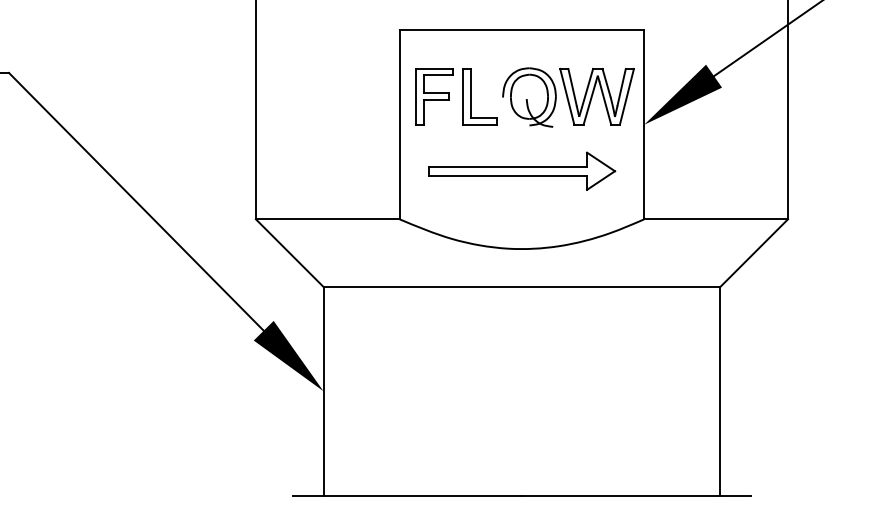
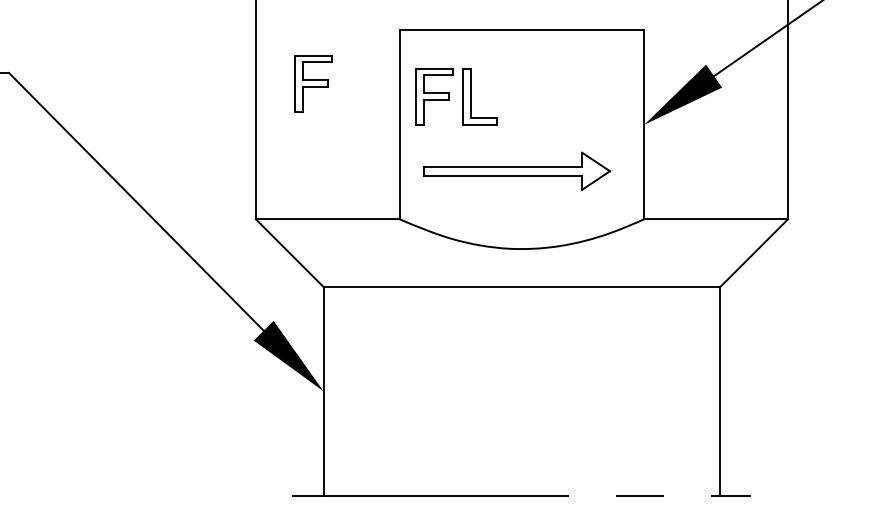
part: none -> present (313, 83)
part: present -> none (568, 97)
part position: (522, 170) -> (517, 170) (517, 170)
line: solid -> dashed (636, 495)
